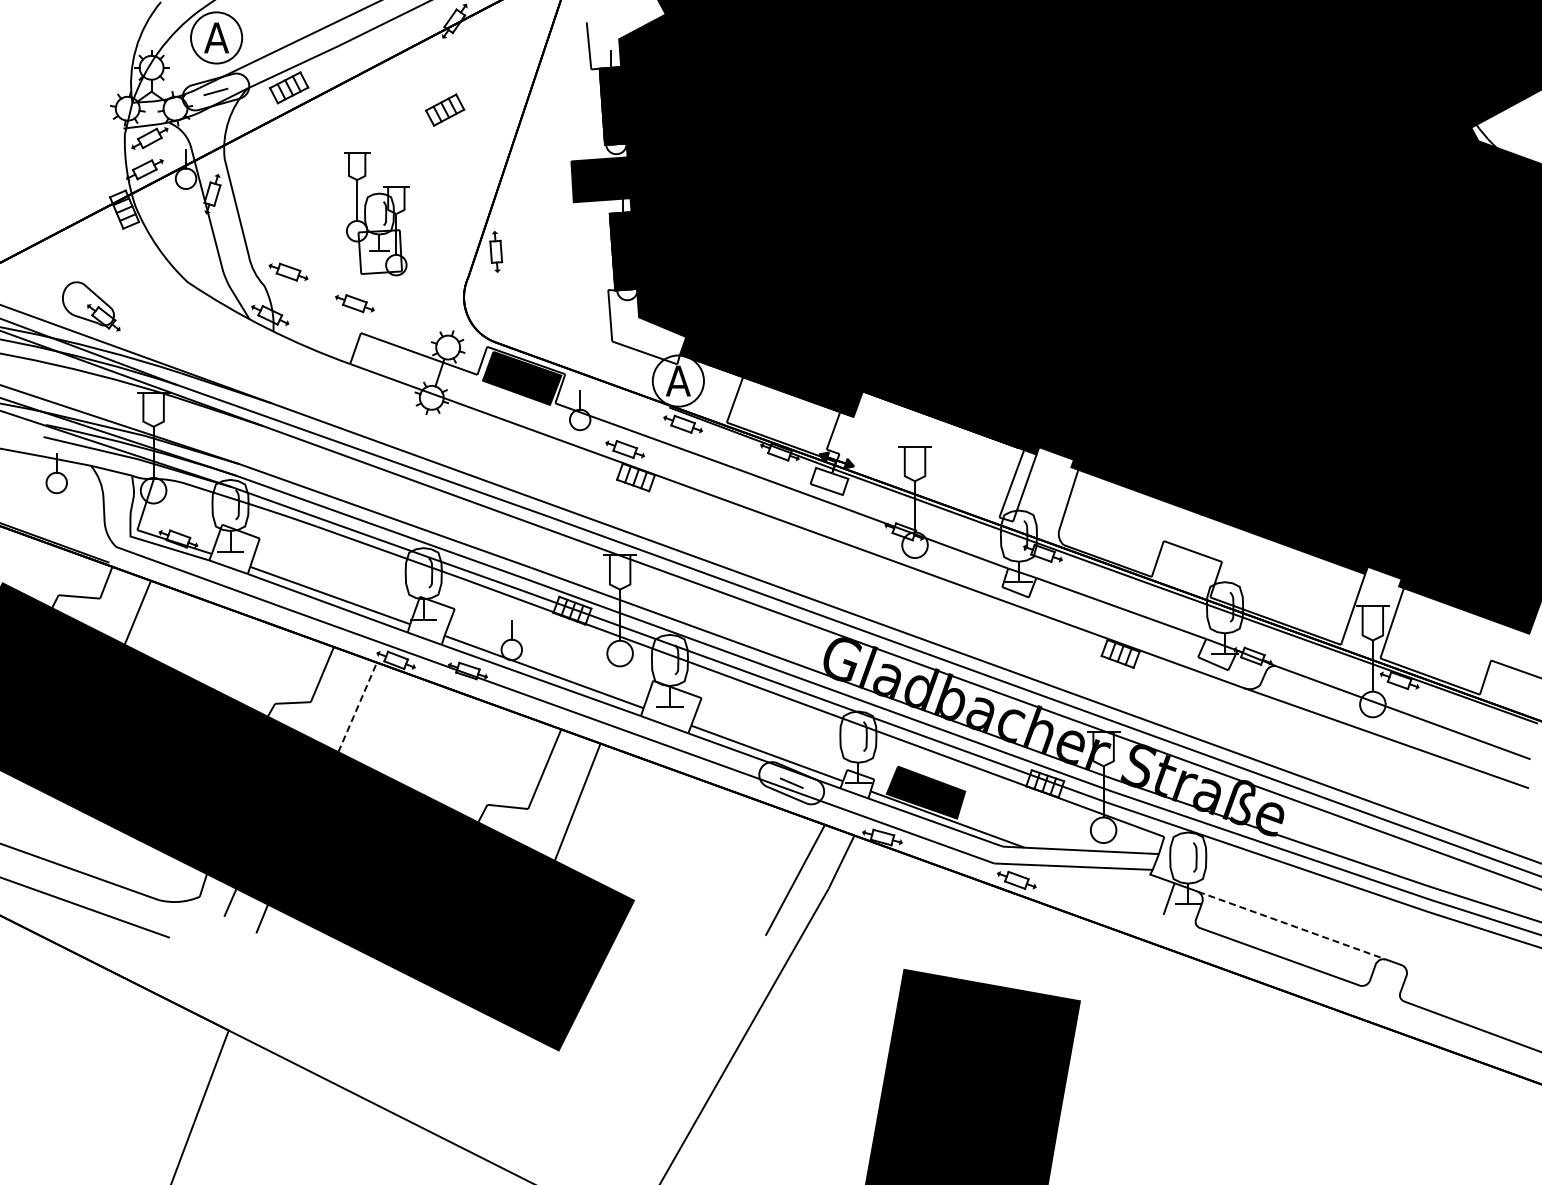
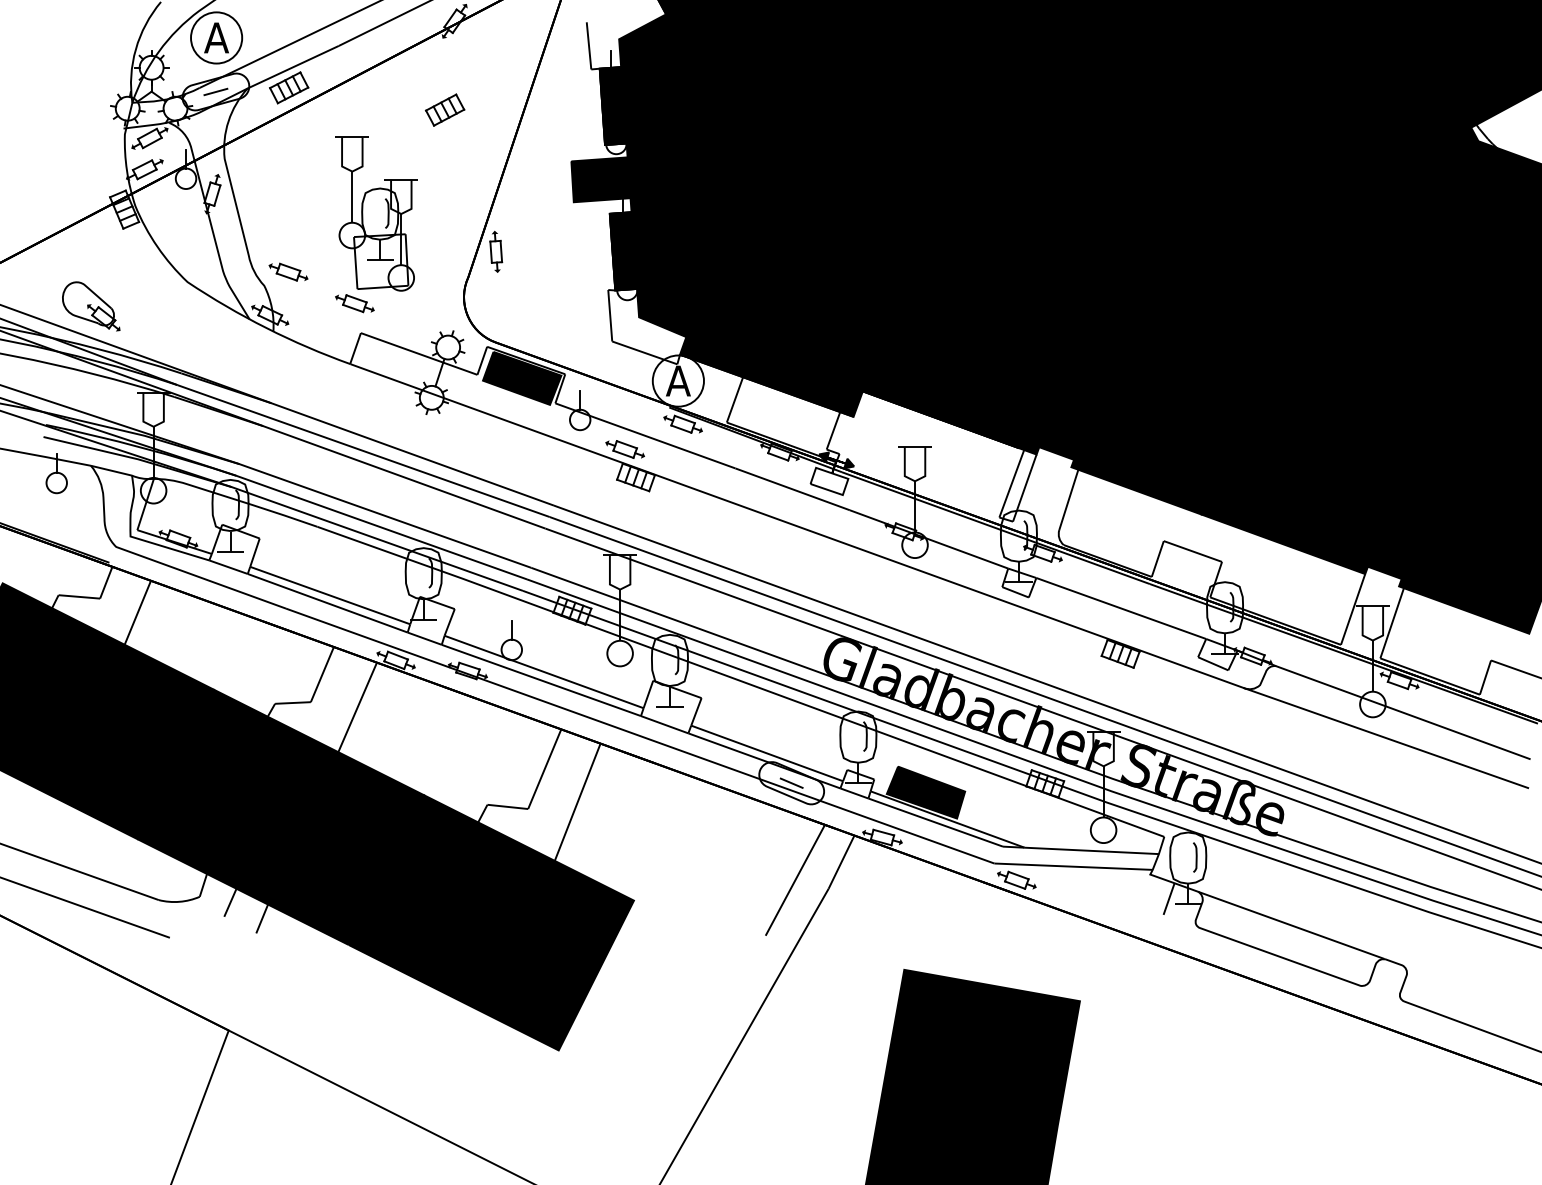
part size: 66x125 px -> 83x156 px (376, 213)
line: dashed -> solid (357, 707)
line: dashed -> solid (1291, 925)
